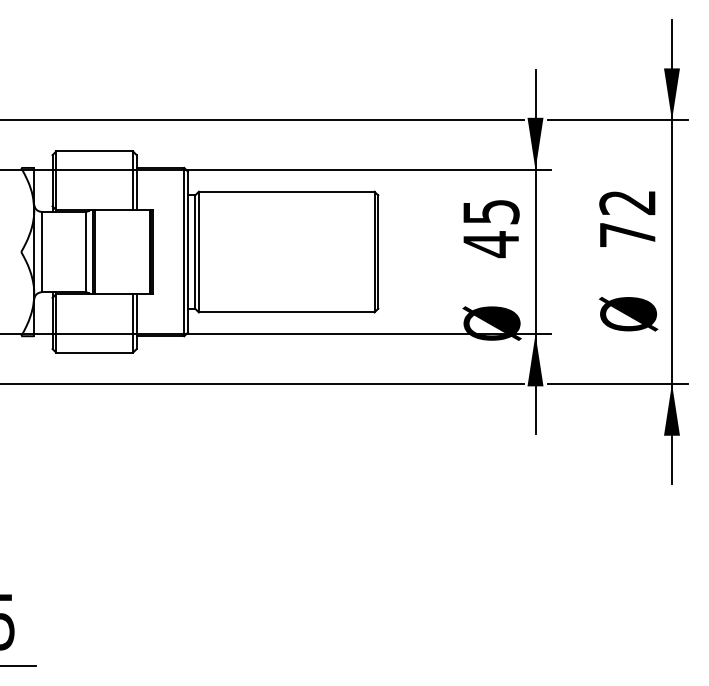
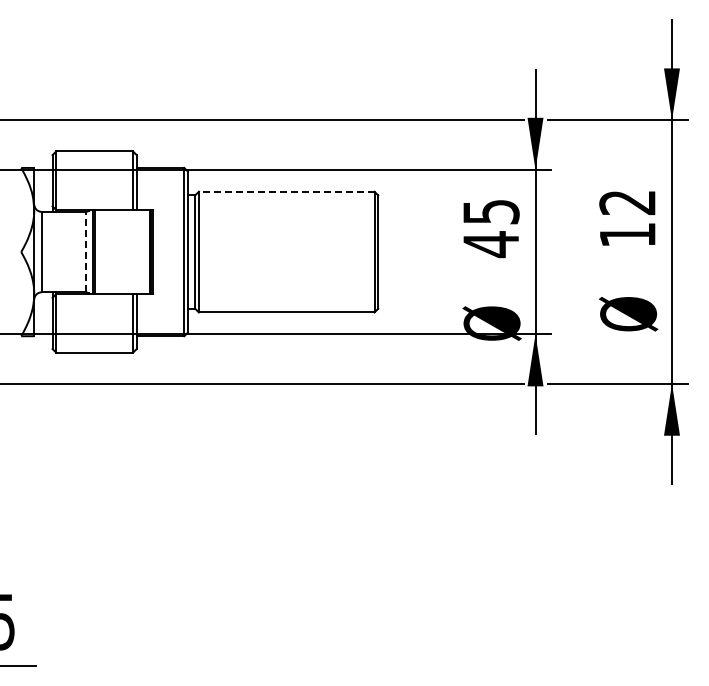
line: solid -> dashed (286, 191)
text: 72 -> 12 (627, 234)
line: solid -> dashed (85, 251)
